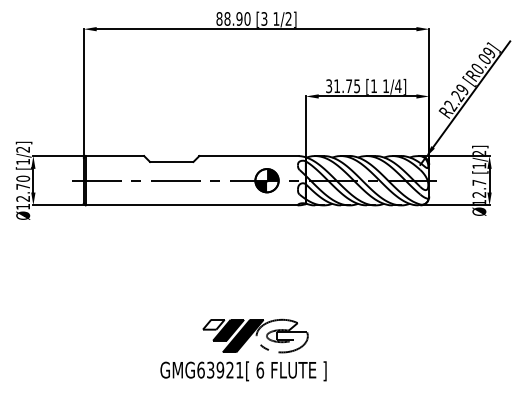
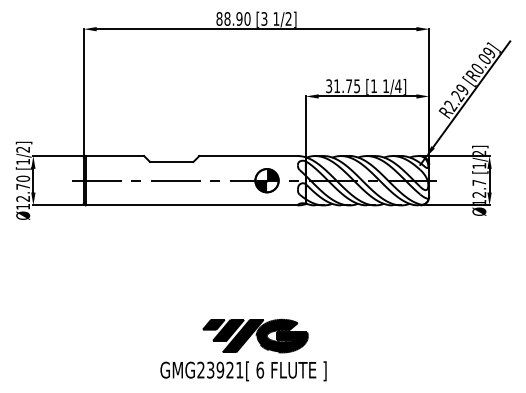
fill: none -> present (213, 324)
fill: none -> present (281, 335)
text: GMG63921[ -> GMG23921[ (200, 369)
